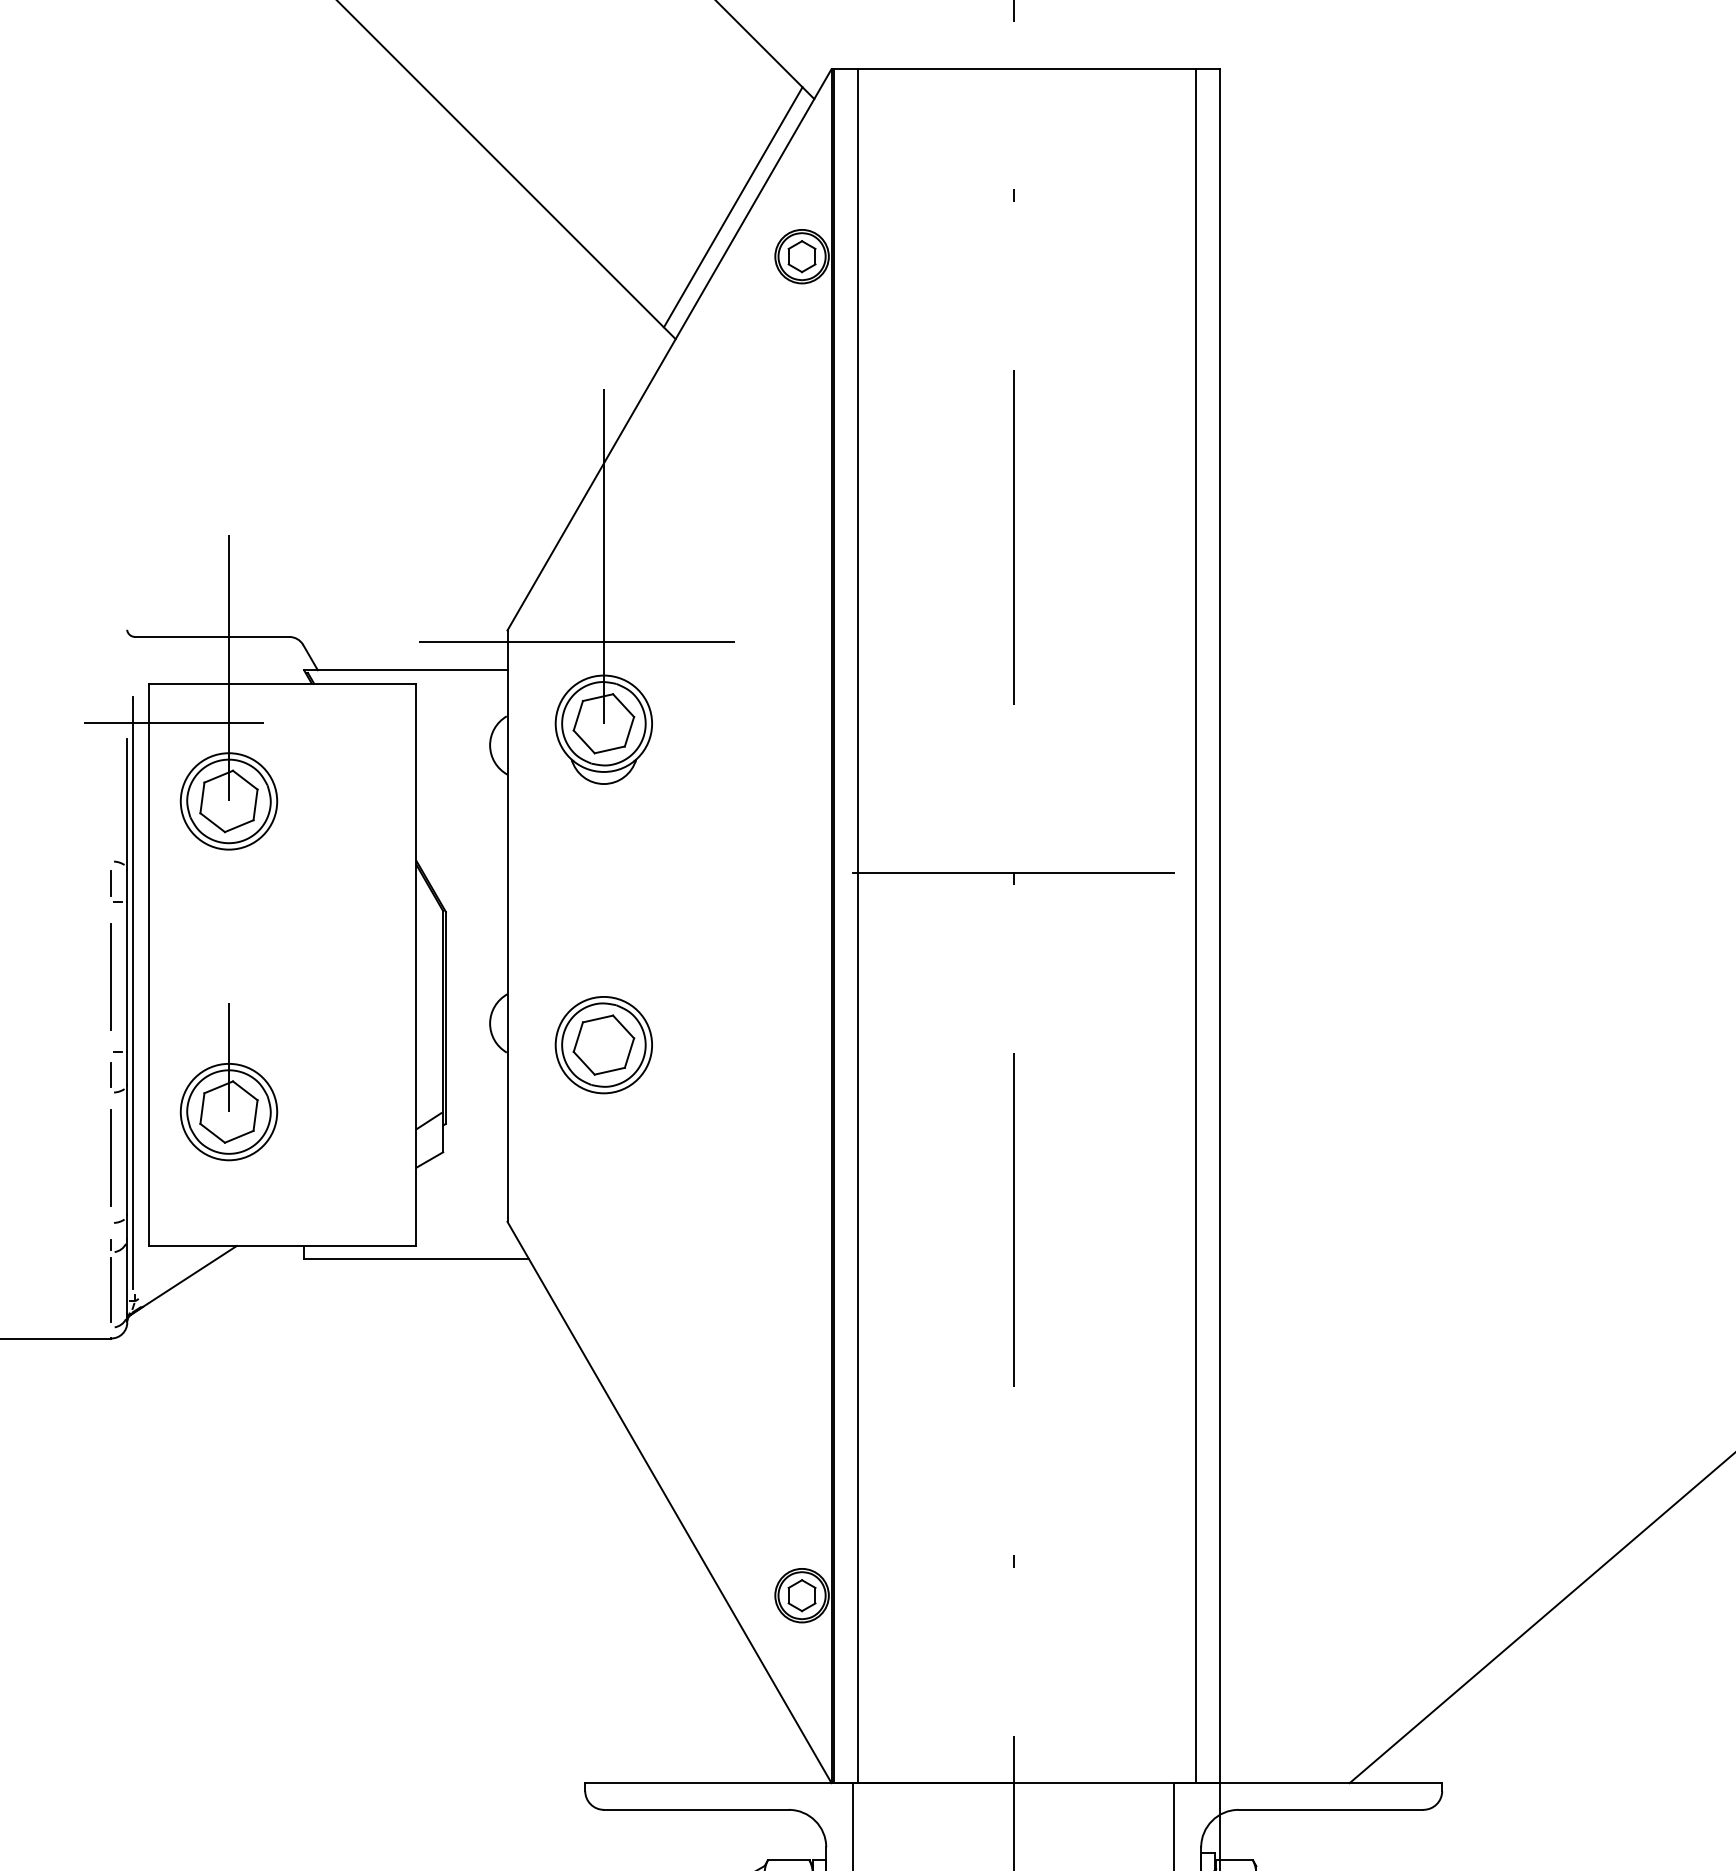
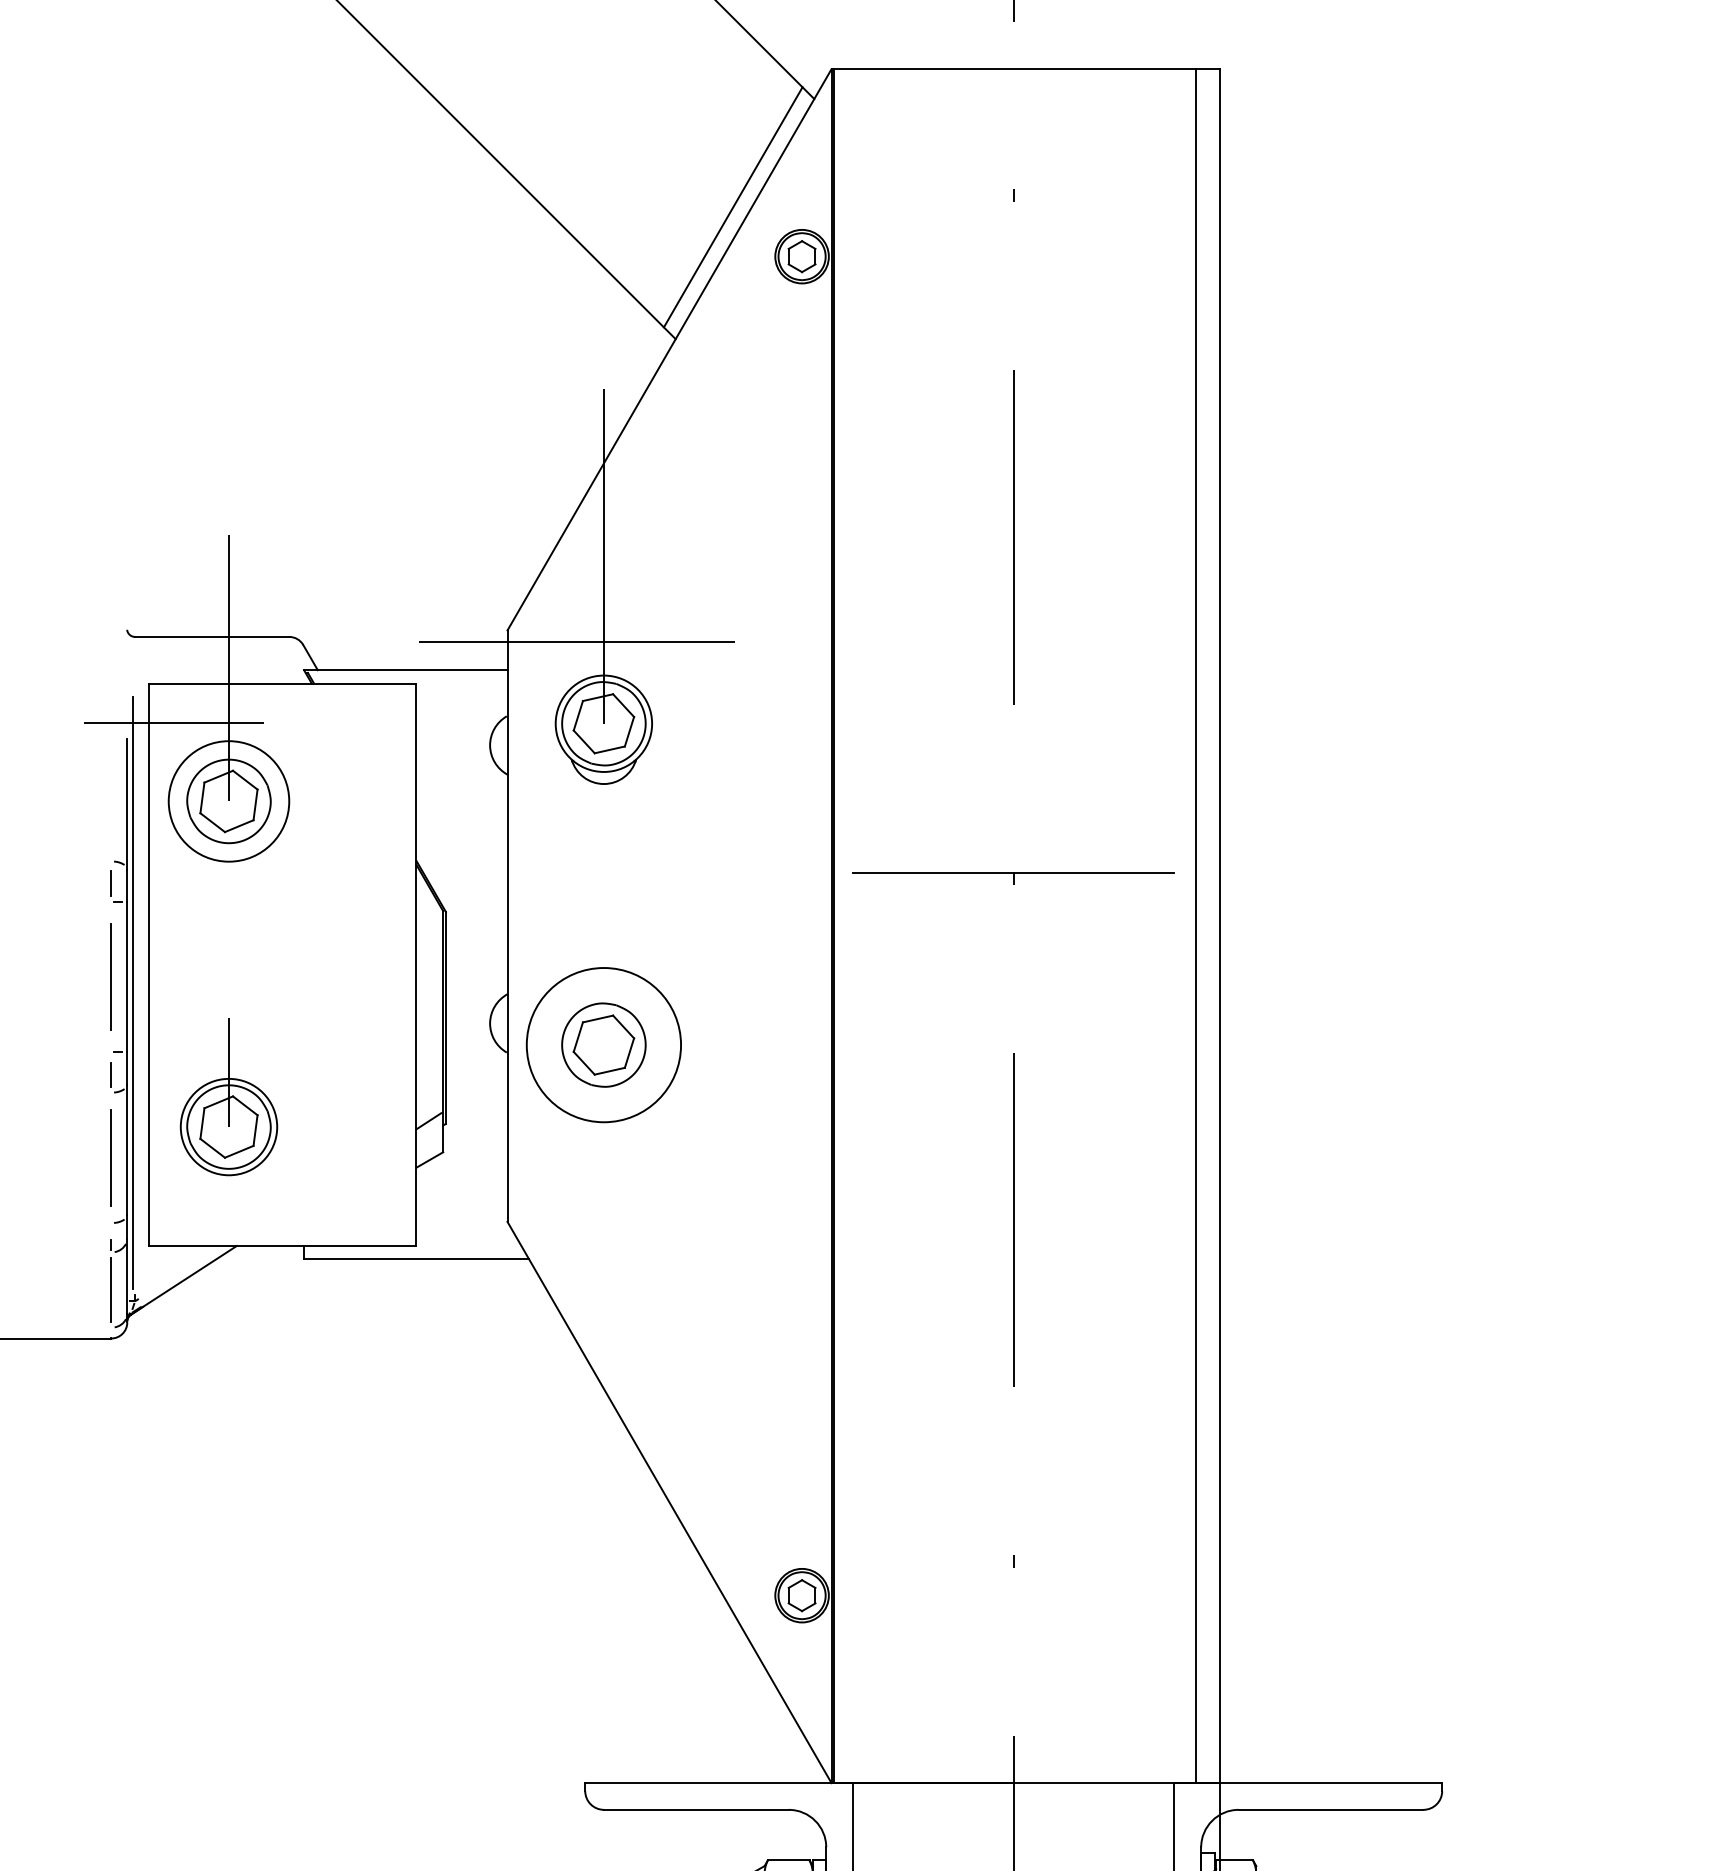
circle diameter: 96 px -> 121 px (228, 801)
line: present -> none (858, 926)
circle diameter: 96 px -> 154 px (603, 1045)
part position: (228, 1082) -> (228, 1097) (228, 1097)
line: present -> none (1540, 1619)
